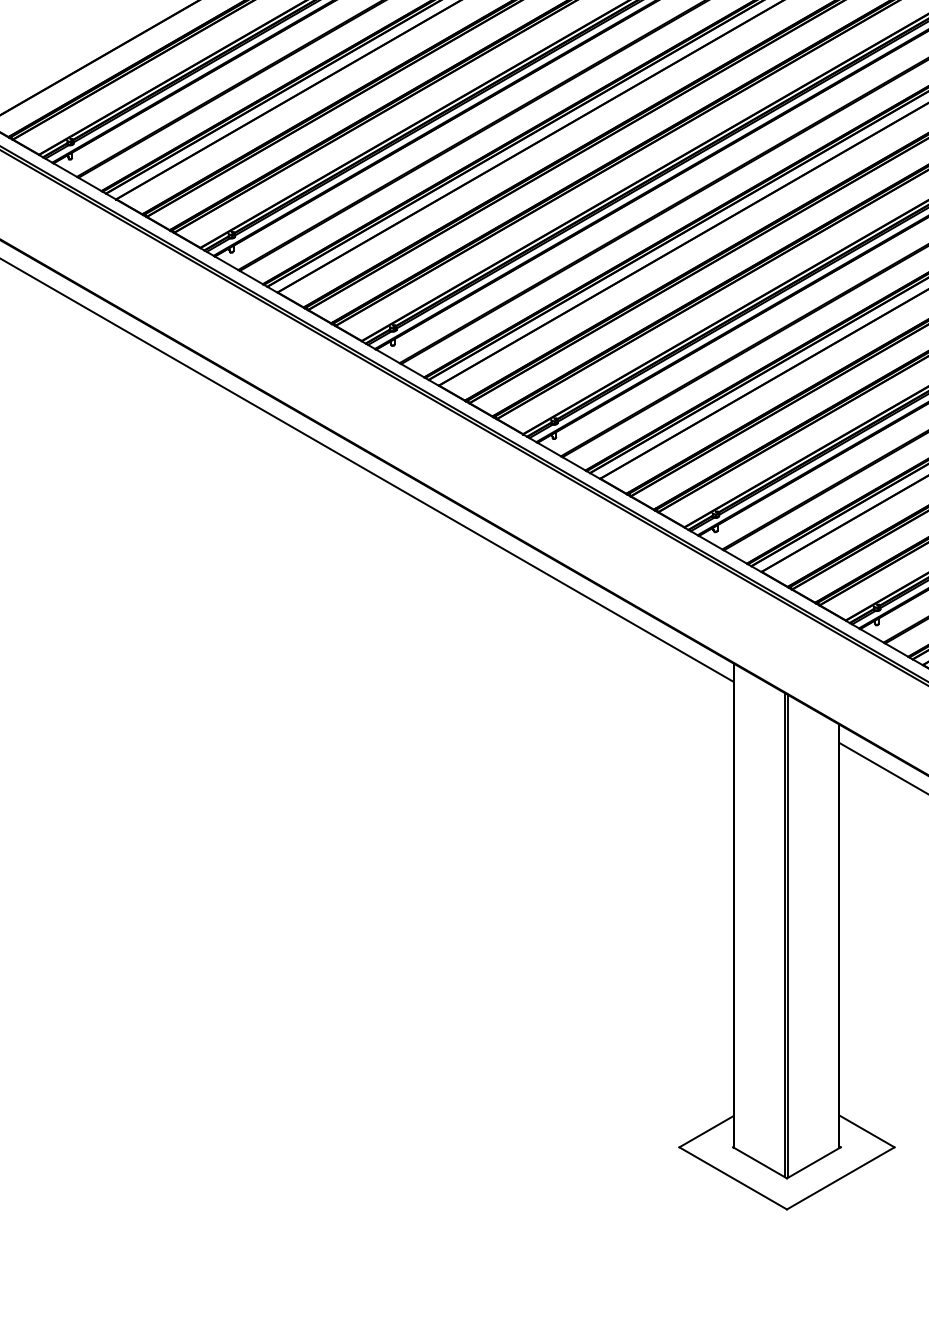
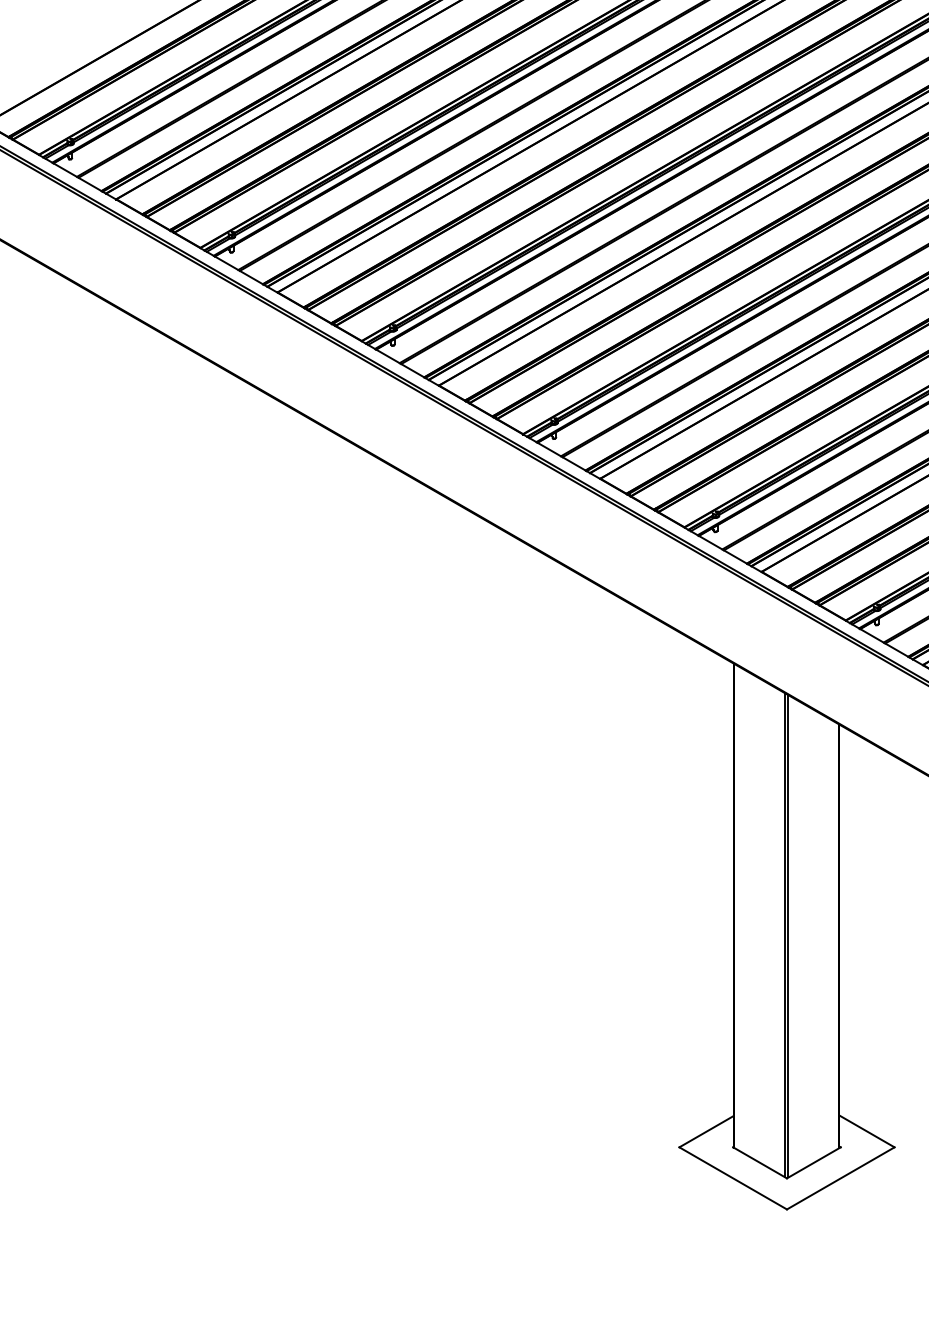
line: present -> none (367, 470)
line: present -> none (882, 767)
